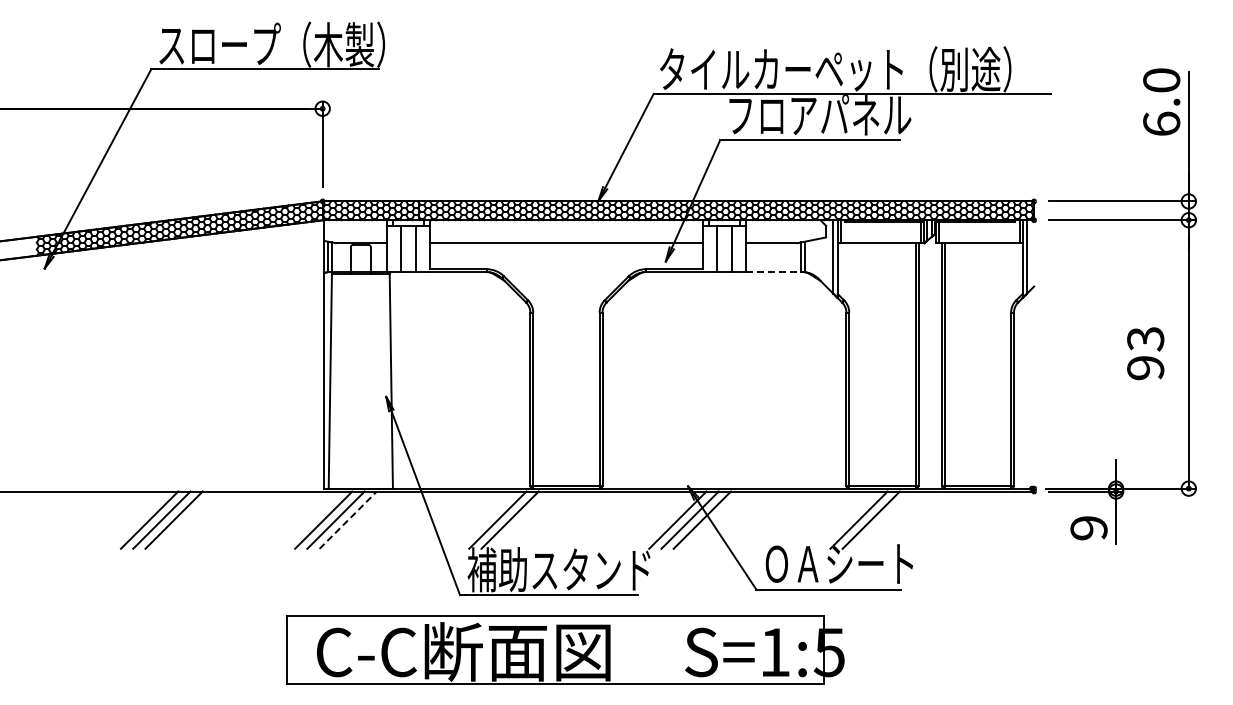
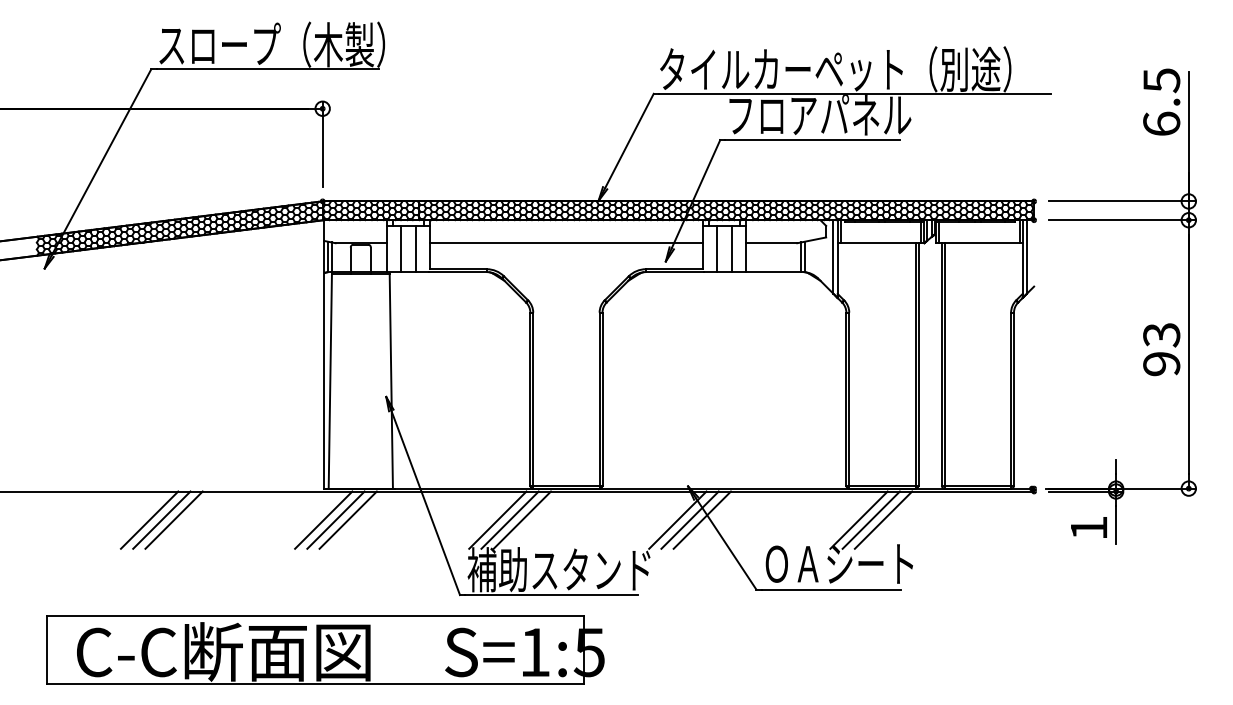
text: 6.0 -> 6.5 (1161, 80)
line: dashed -> solid (773, 272)
text position: (1145, 353) -> (1161, 349) (1161, 349)
line: none -> present (522, 519)
line: none -> present (883, 519)
line: dashed -> solid (348, 520)
text: 9 -> 1 (1088, 528)
part position: (565, 649) -> (325, 649) (325, 649)
